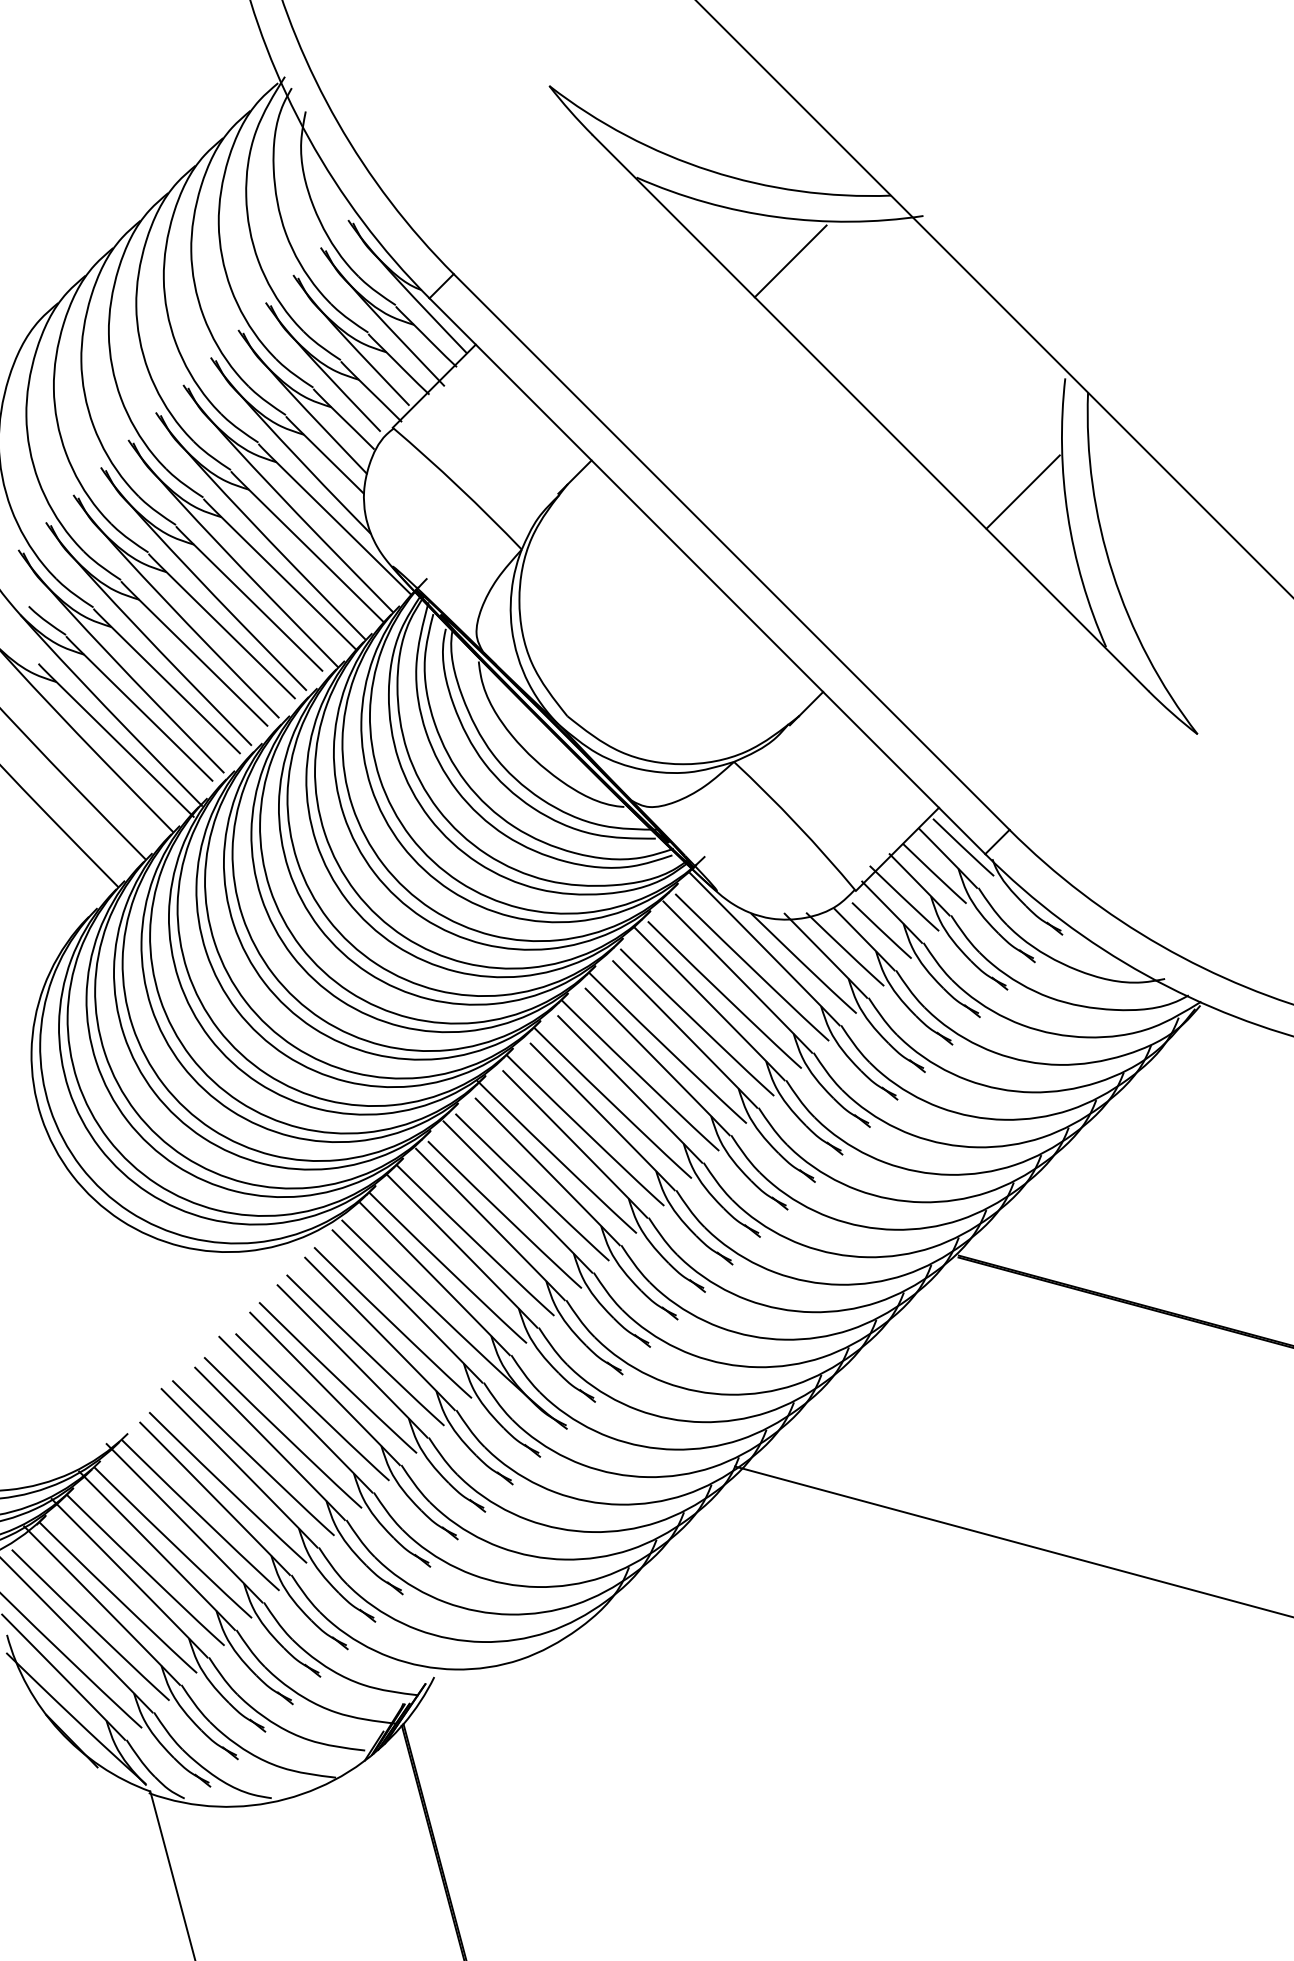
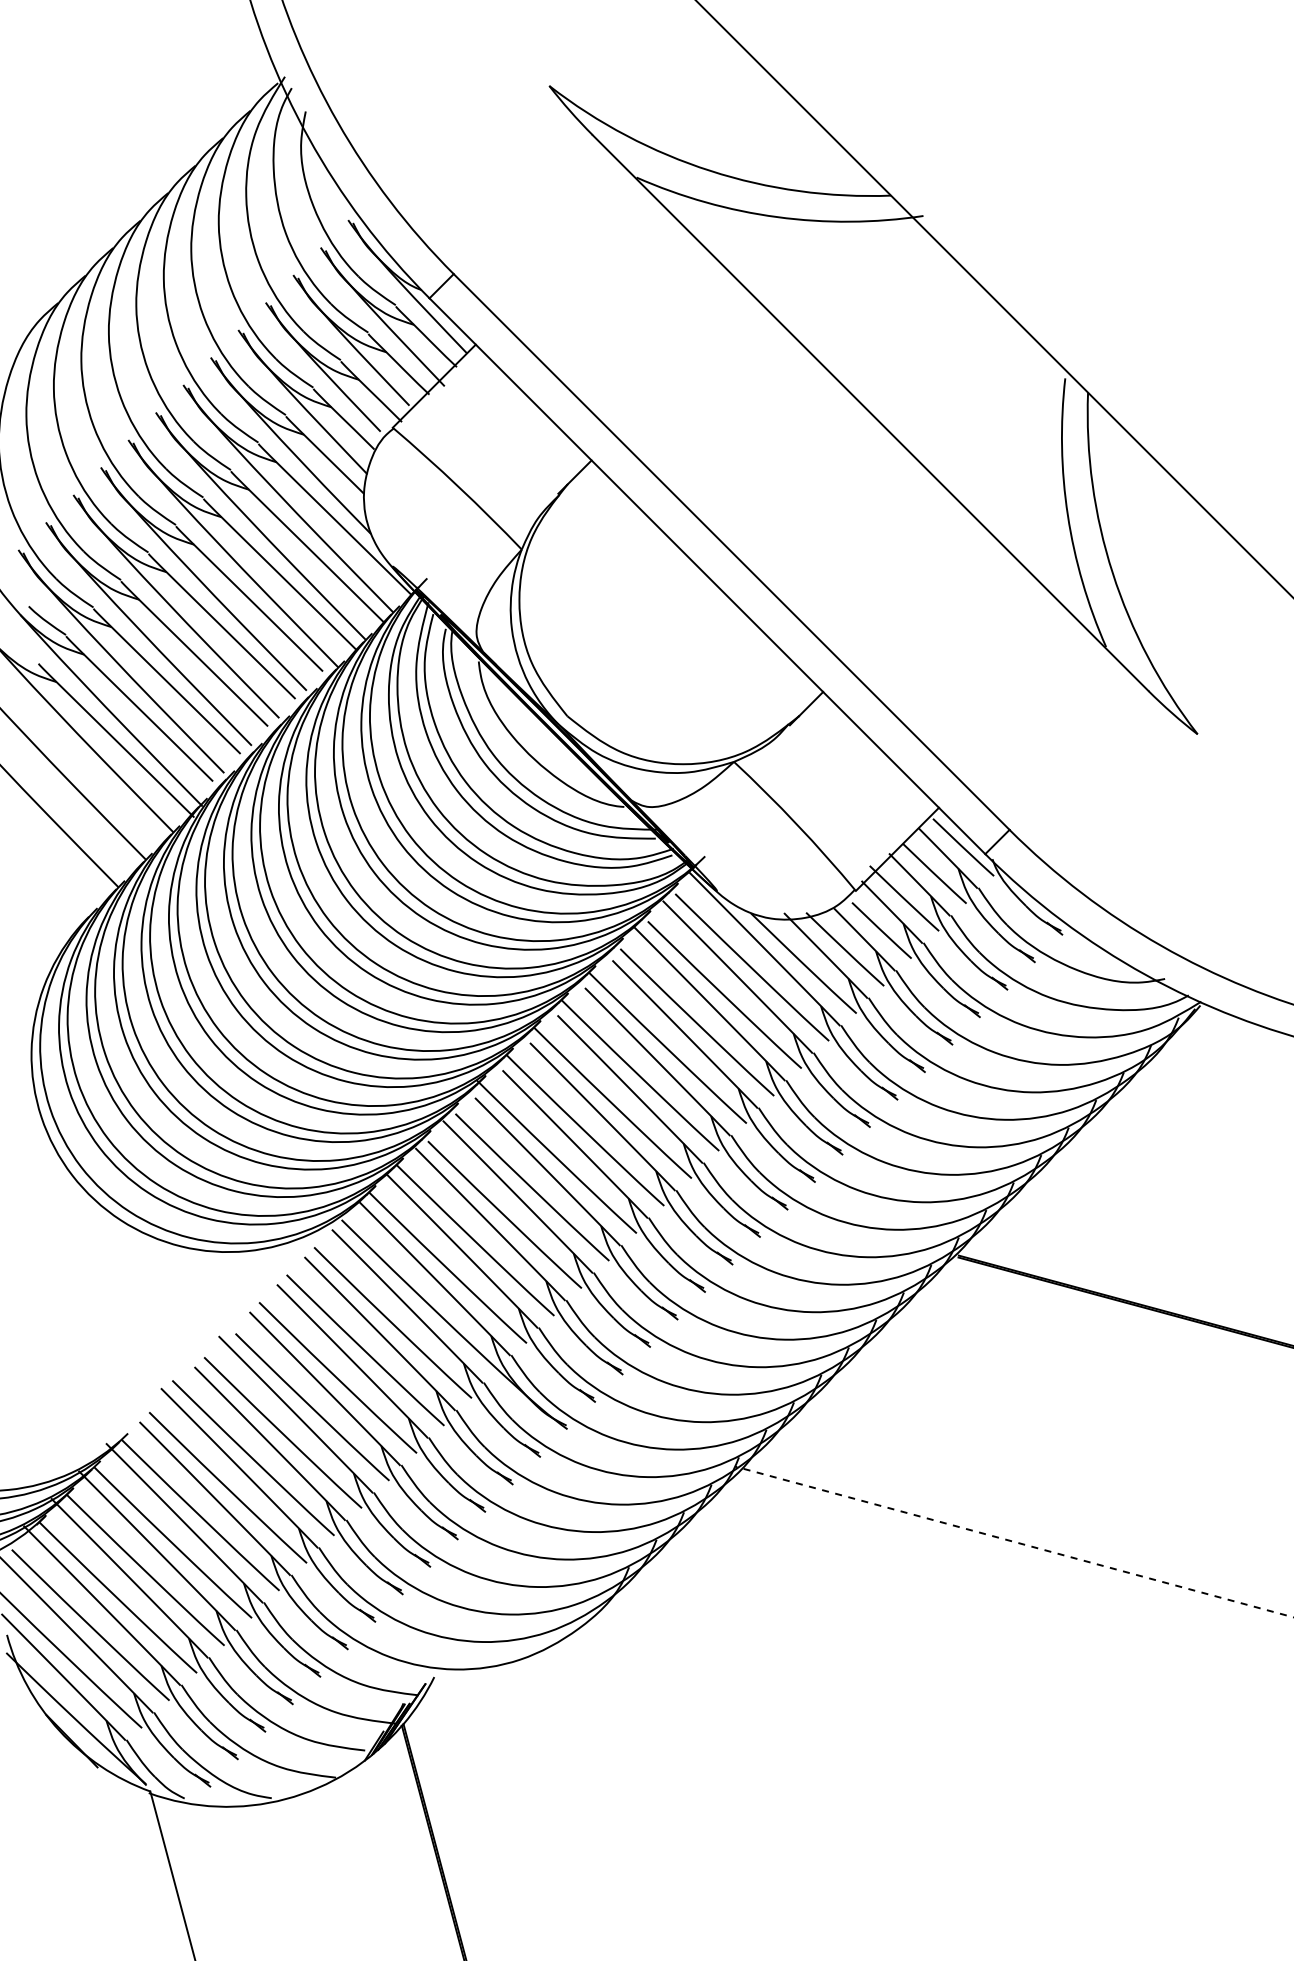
line: present -> none (790, 261)
line: present -> none (1022, 491)
line: solid -> dashed (1014, 1541)
